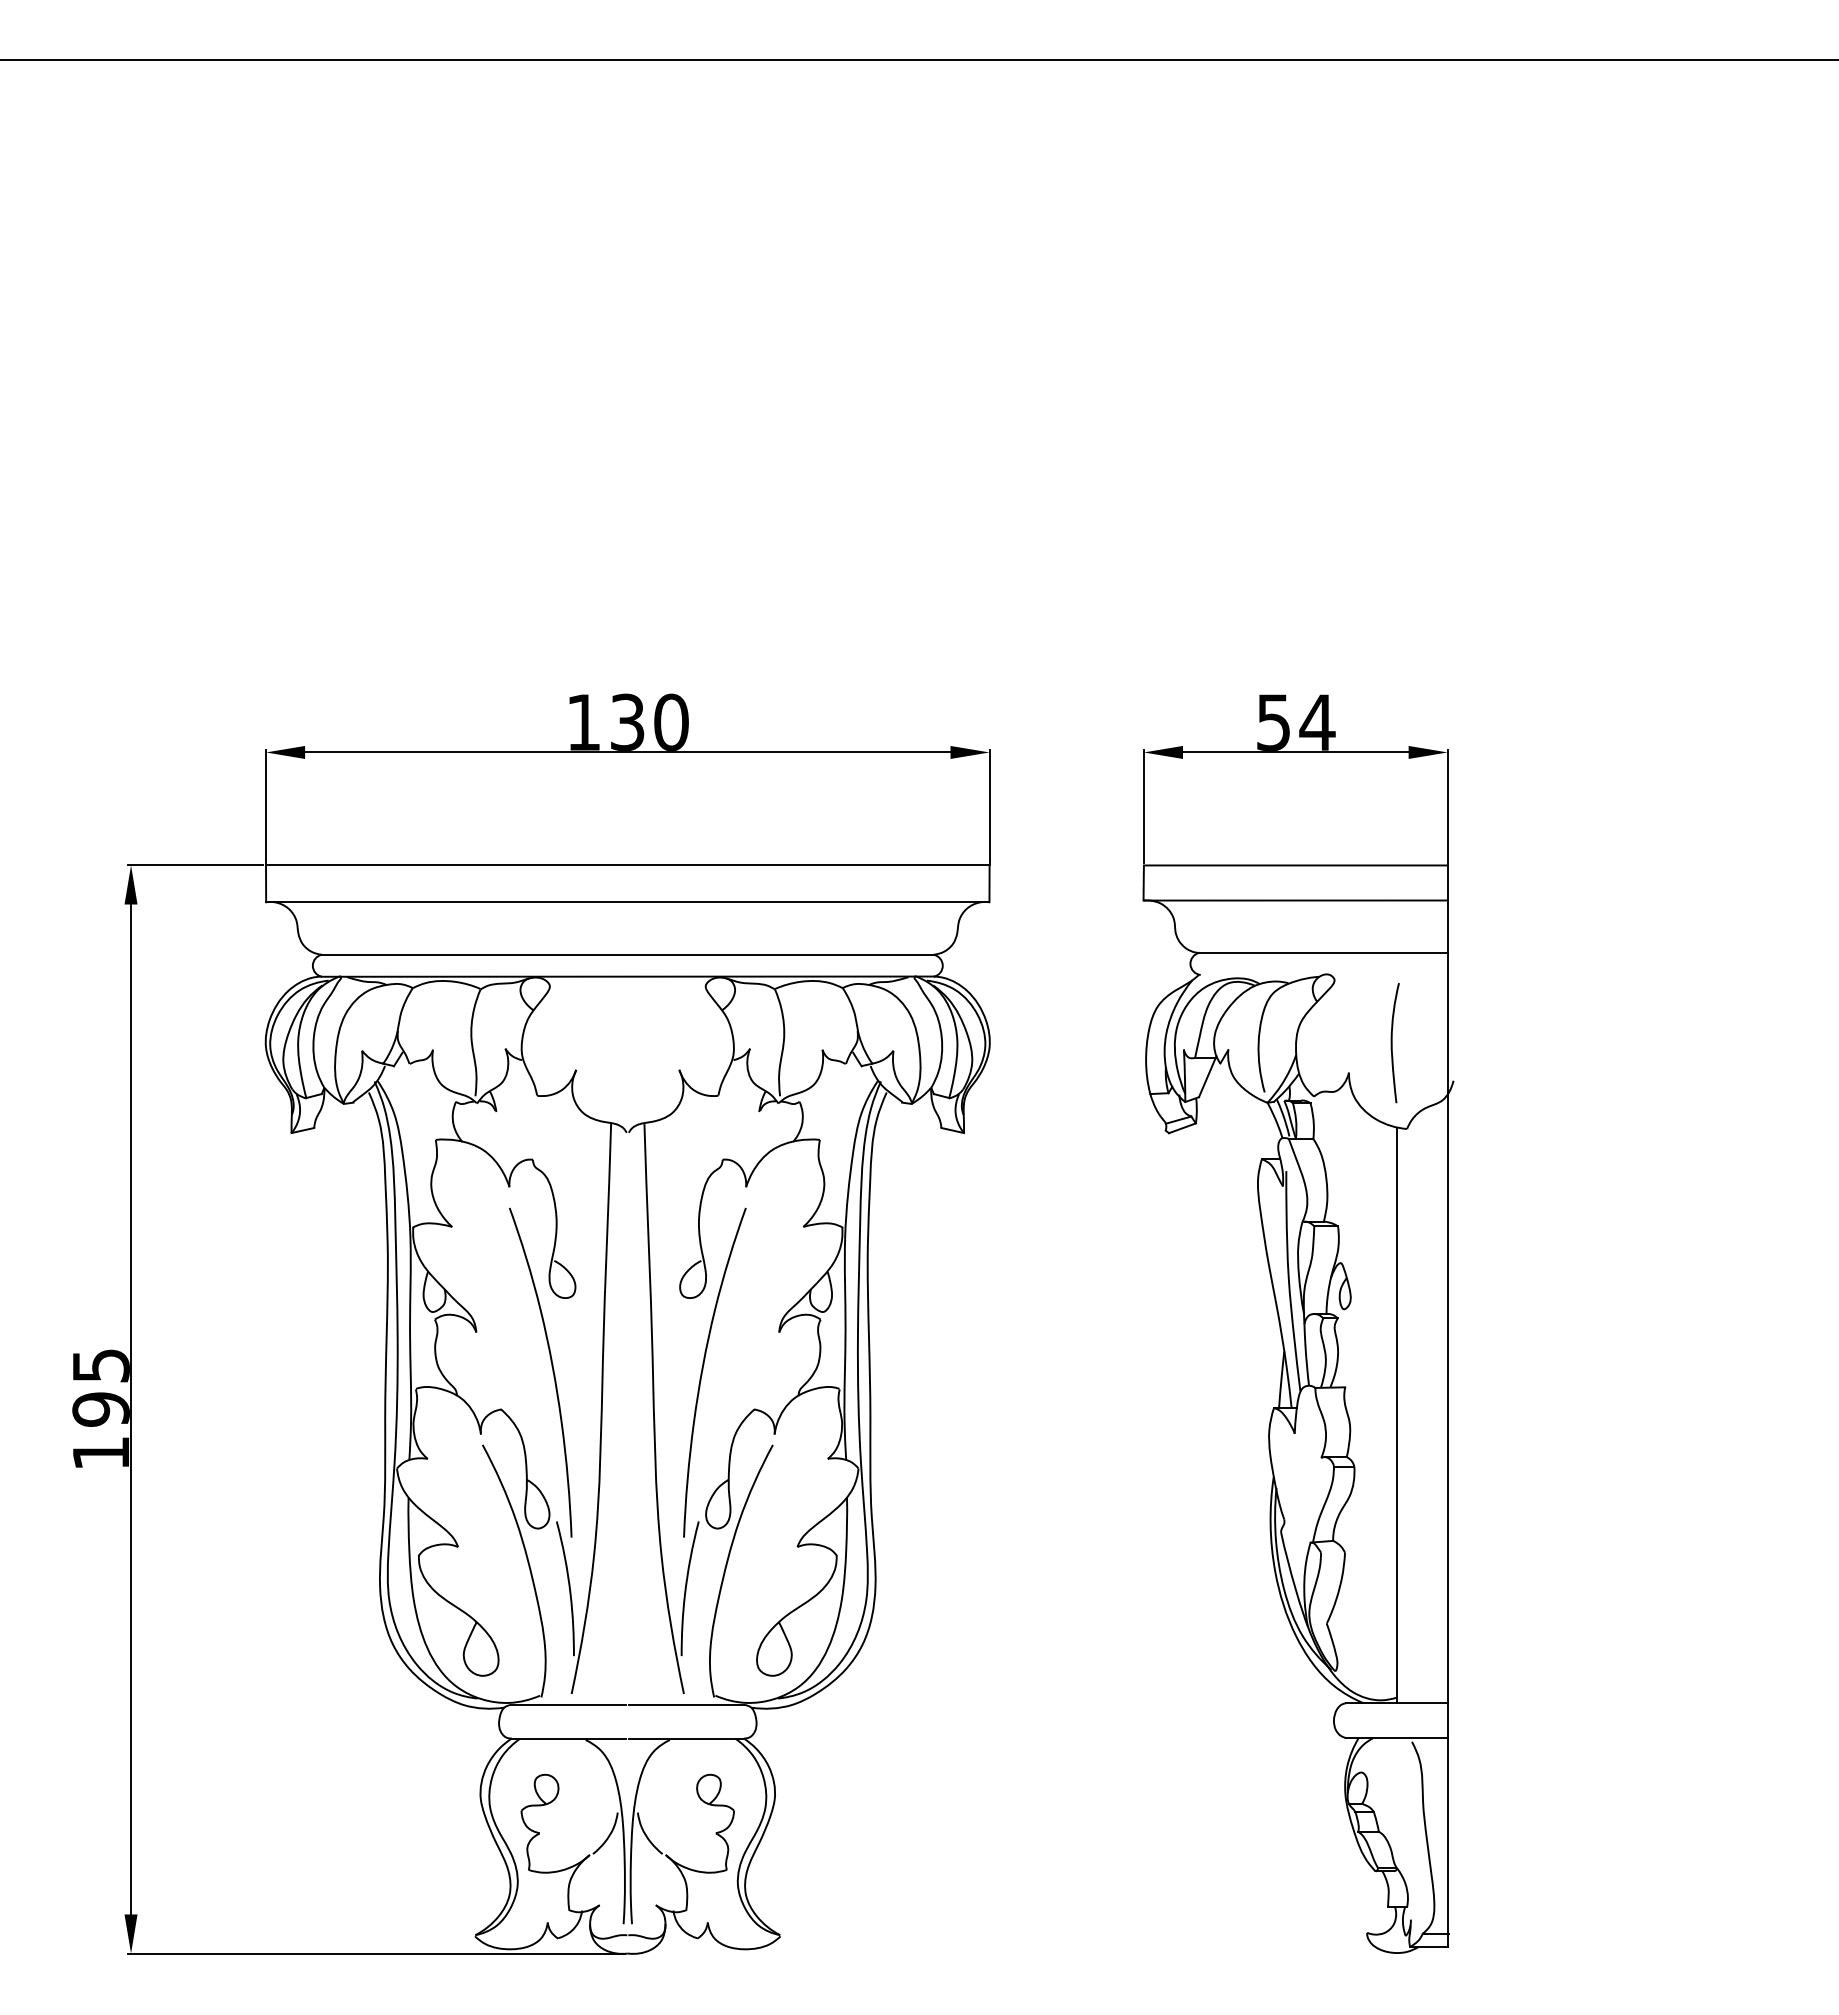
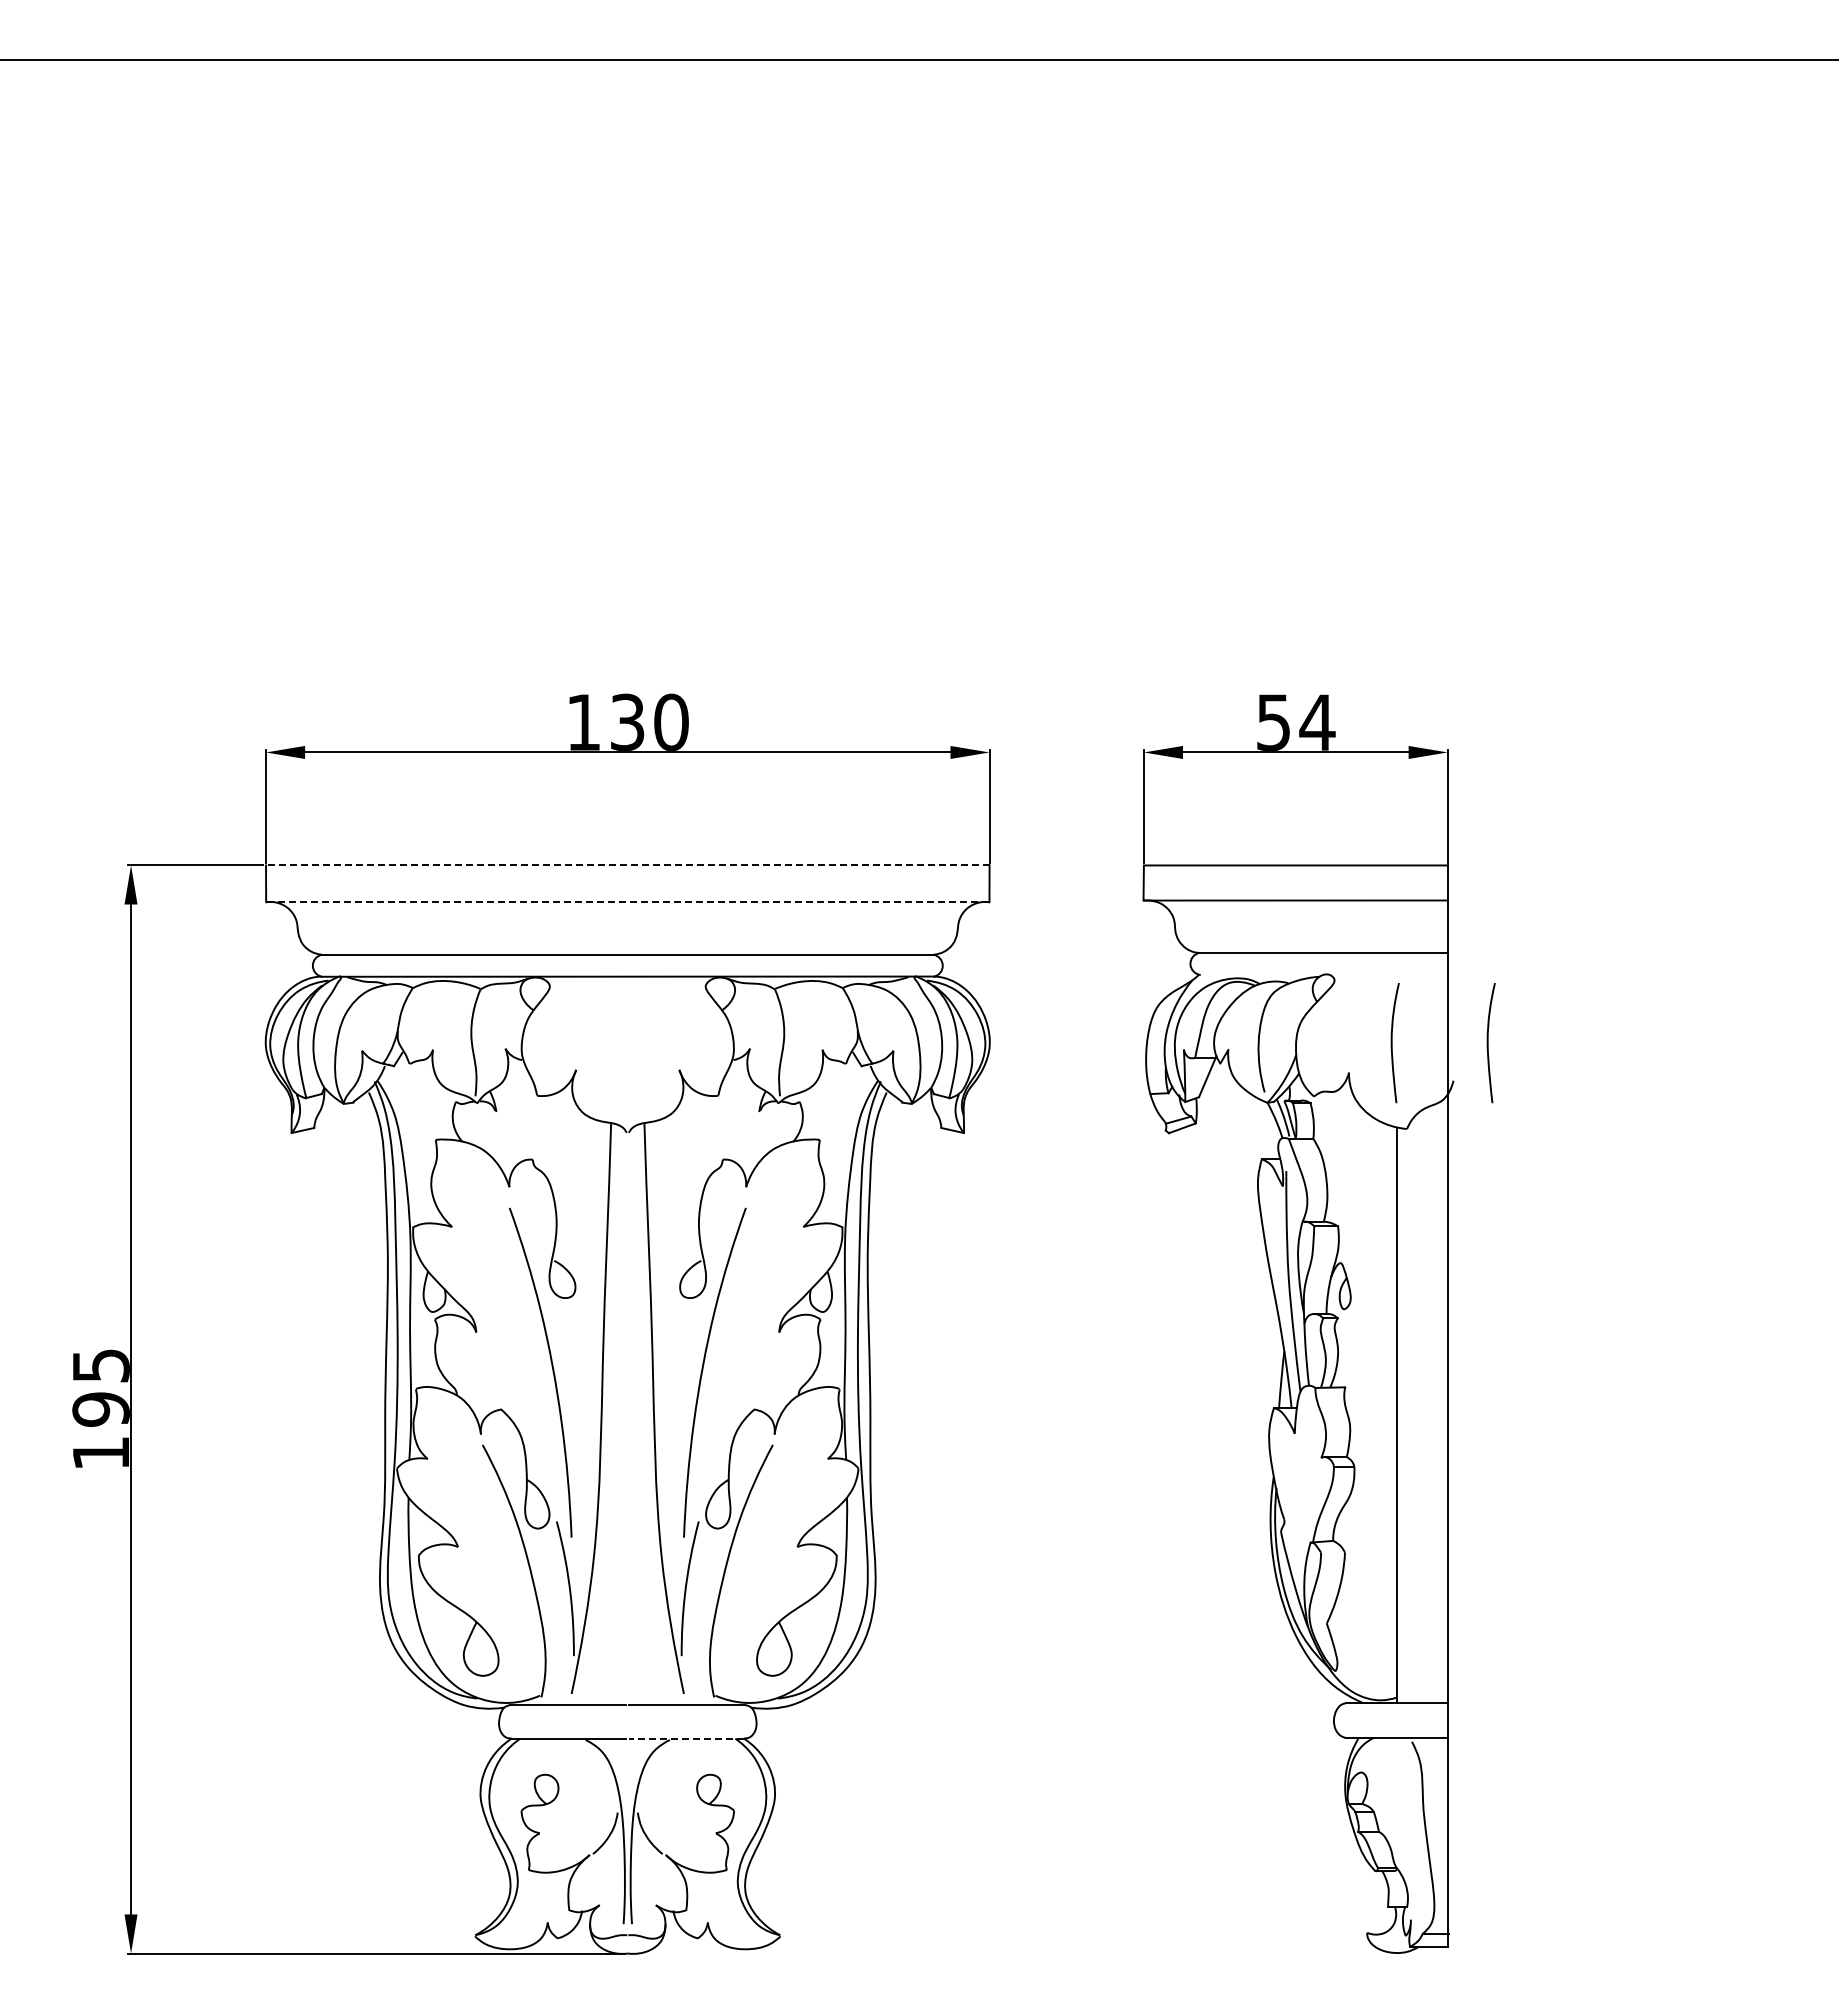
line: solid -> dashed (627, 865)
line: solid -> dashed (627, 902)
curve: none -> present (1488, 1043)
line: solid -> dashed (686, 1738)
